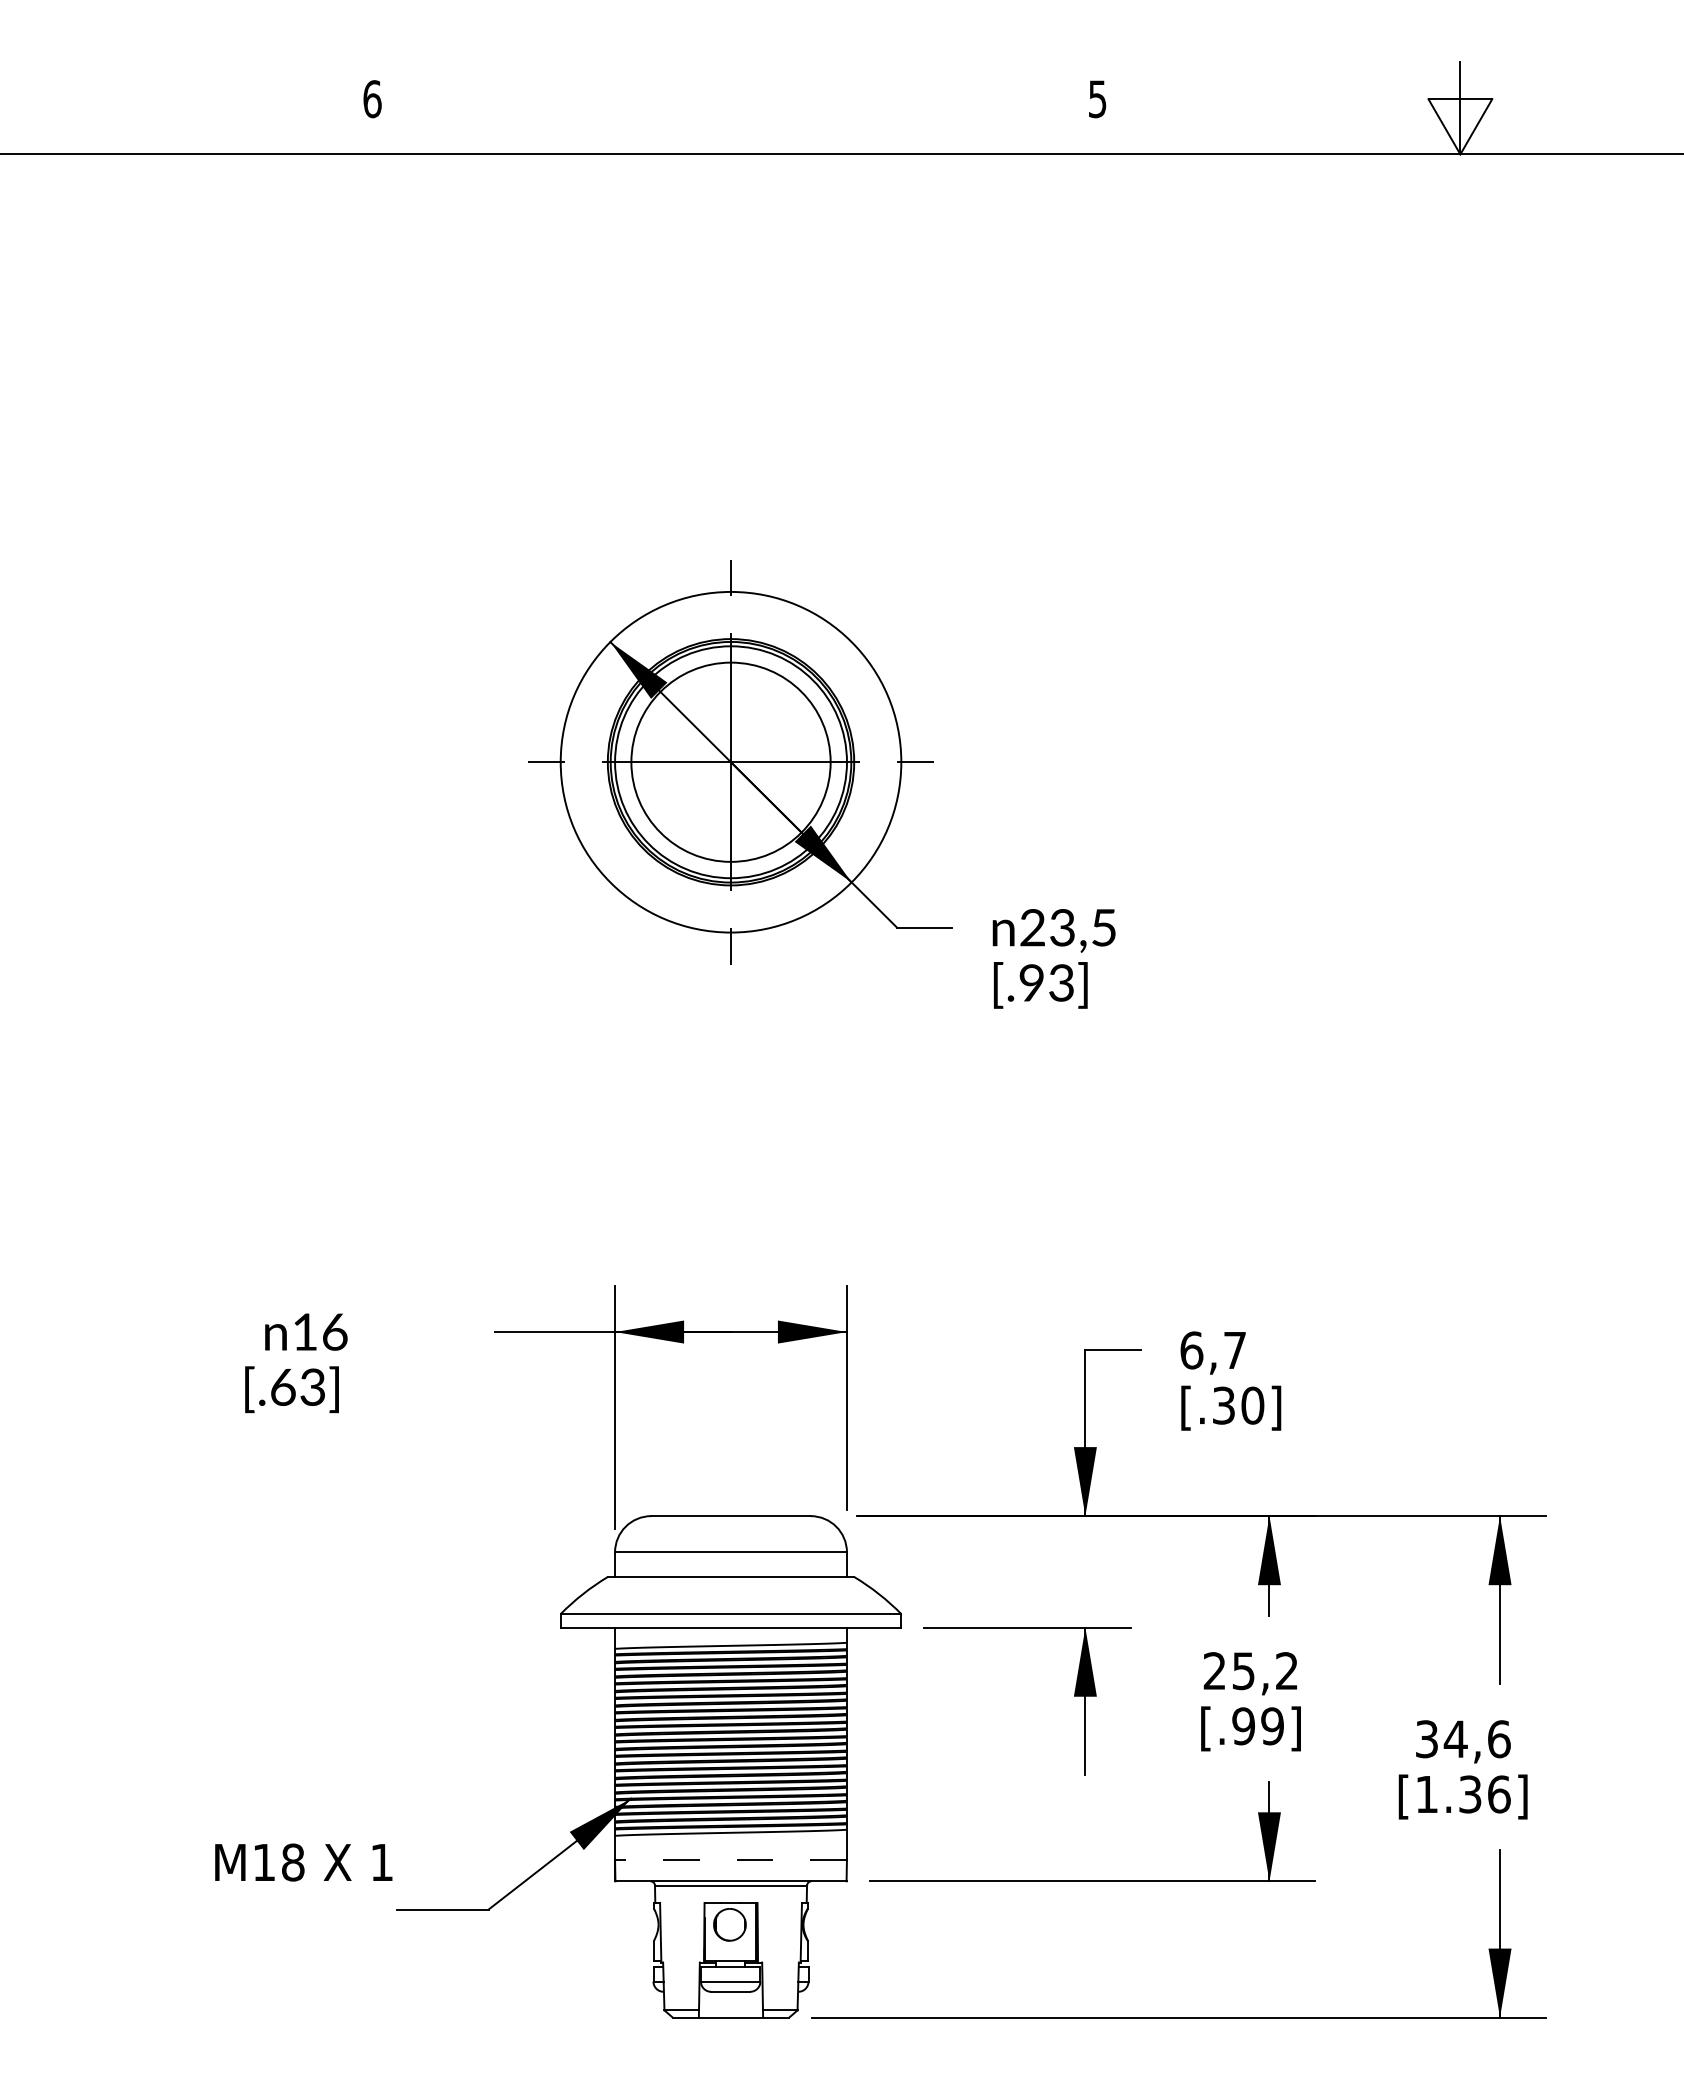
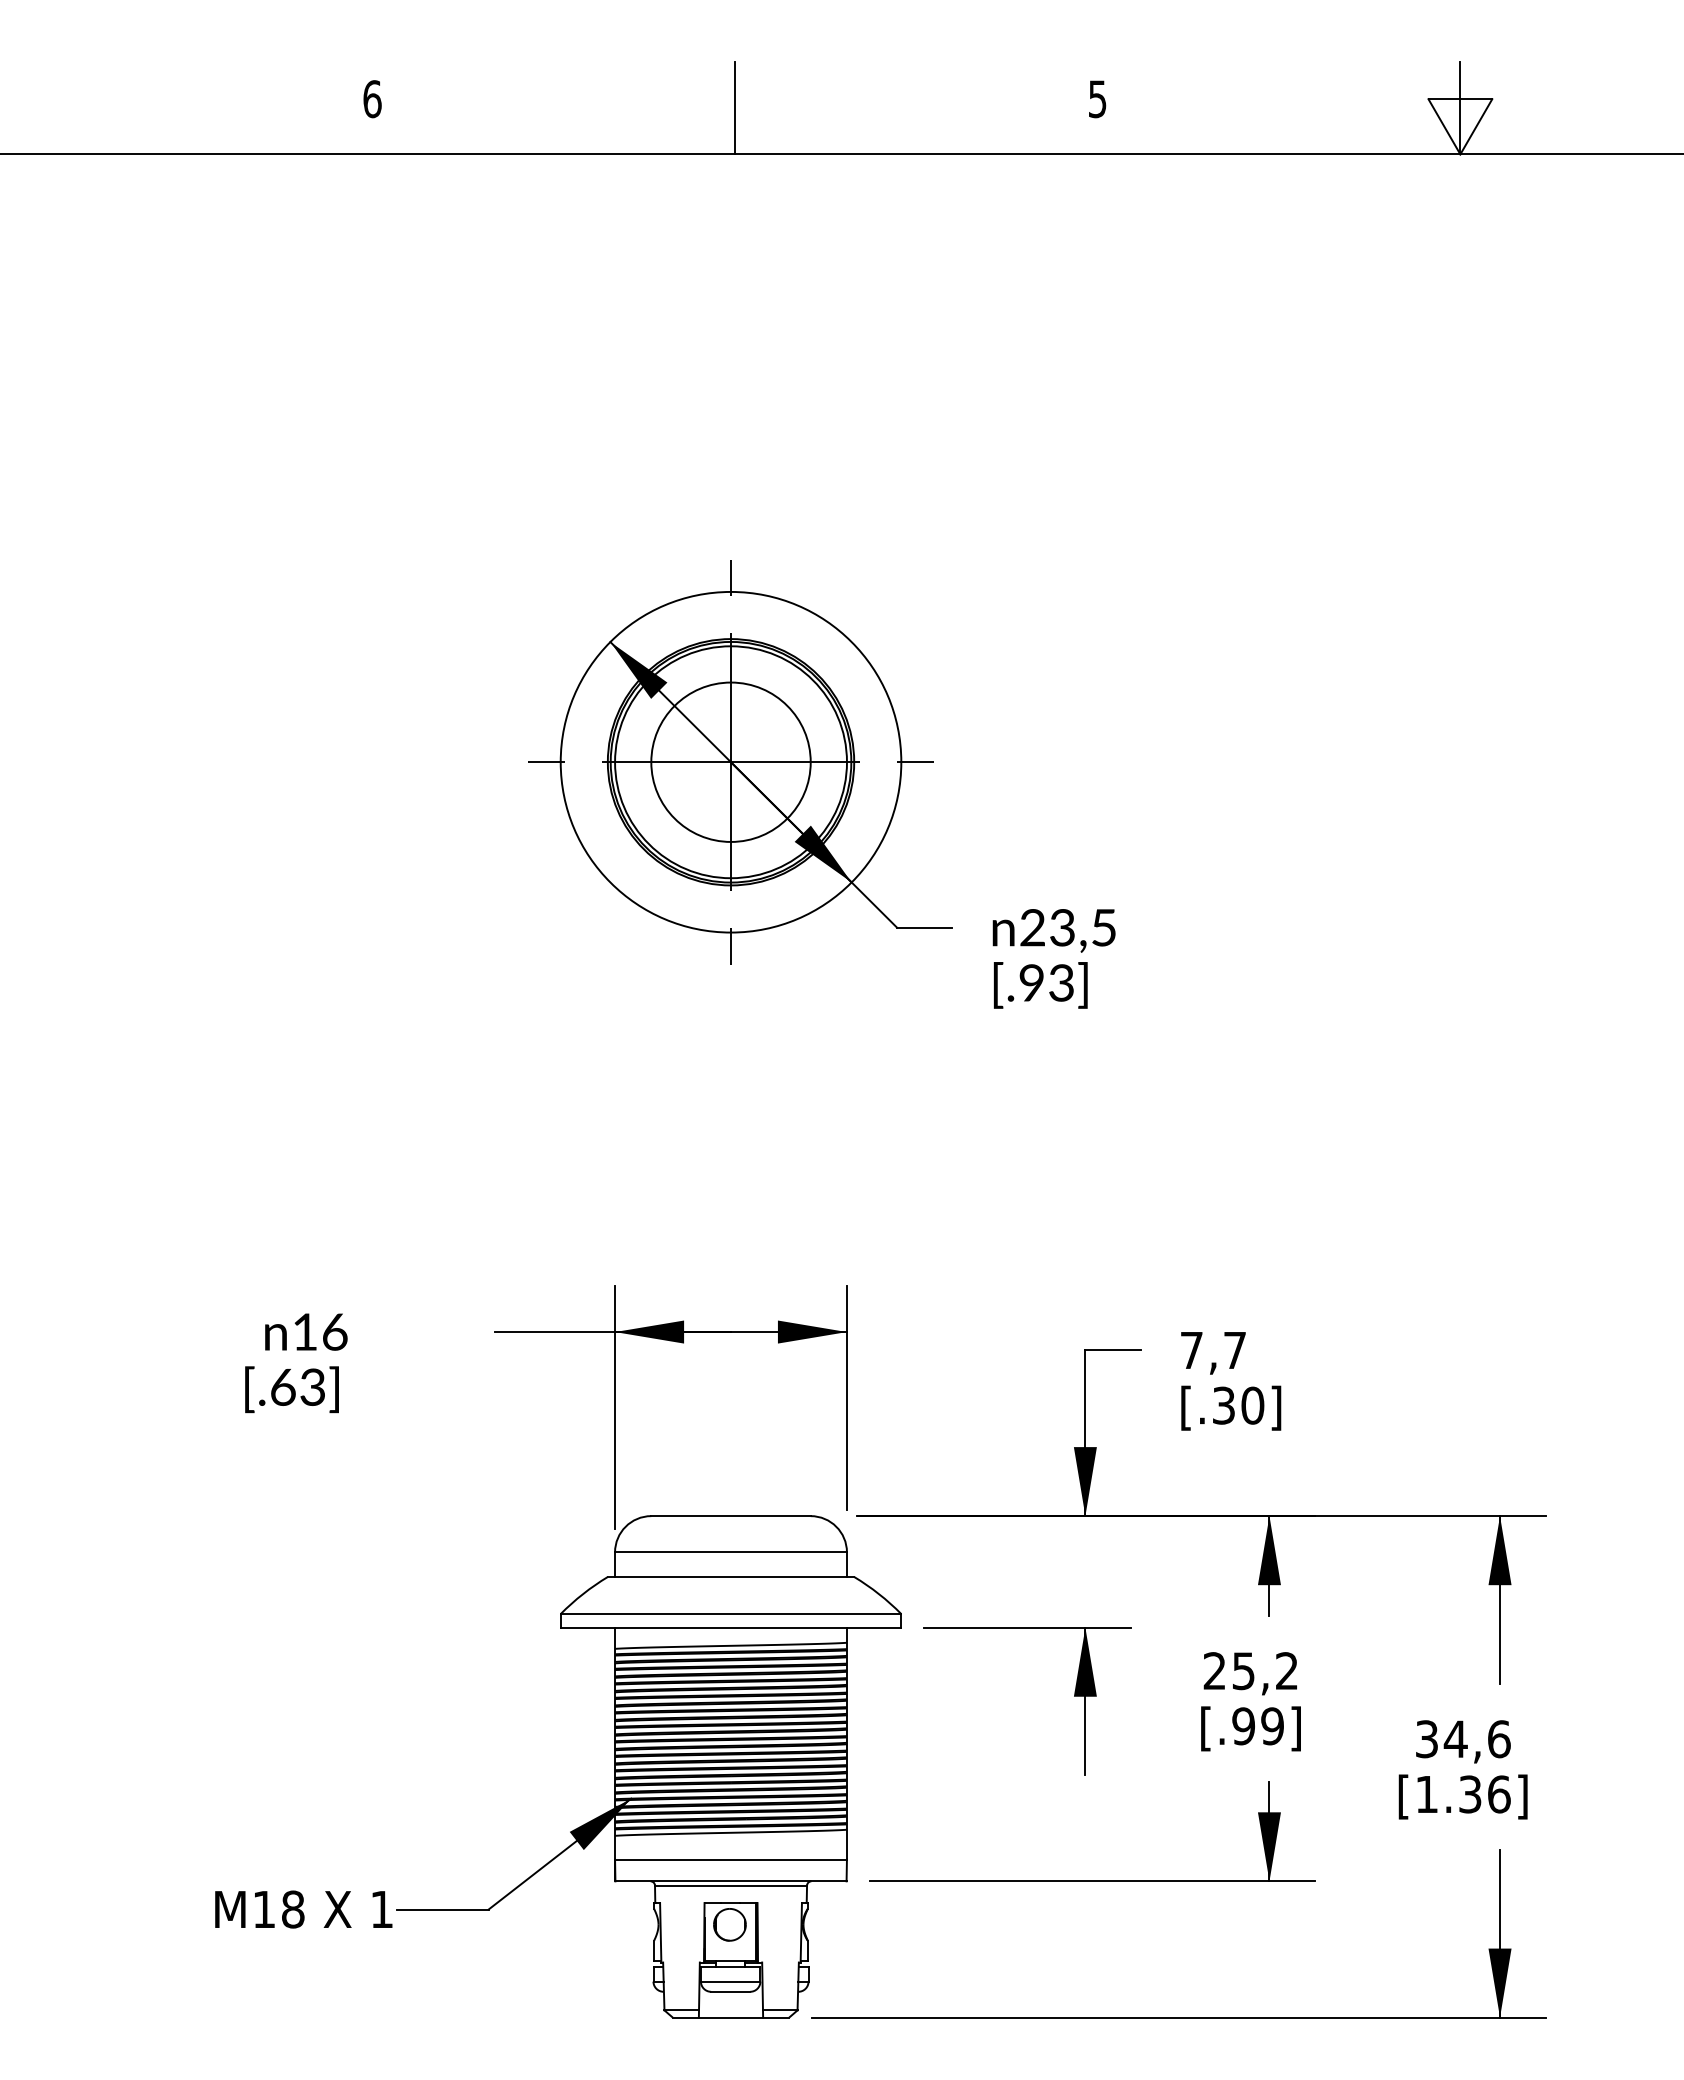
line: none -> present (735, 108)
circle diameter: 199 px -> 159 px (730, 761)
text: 6,7 -> 7,7 (1191, 1350)
line: dashed -> solid (731, 1859)
text position: (303, 1862) -> (303, 1909) (303, 1909)
